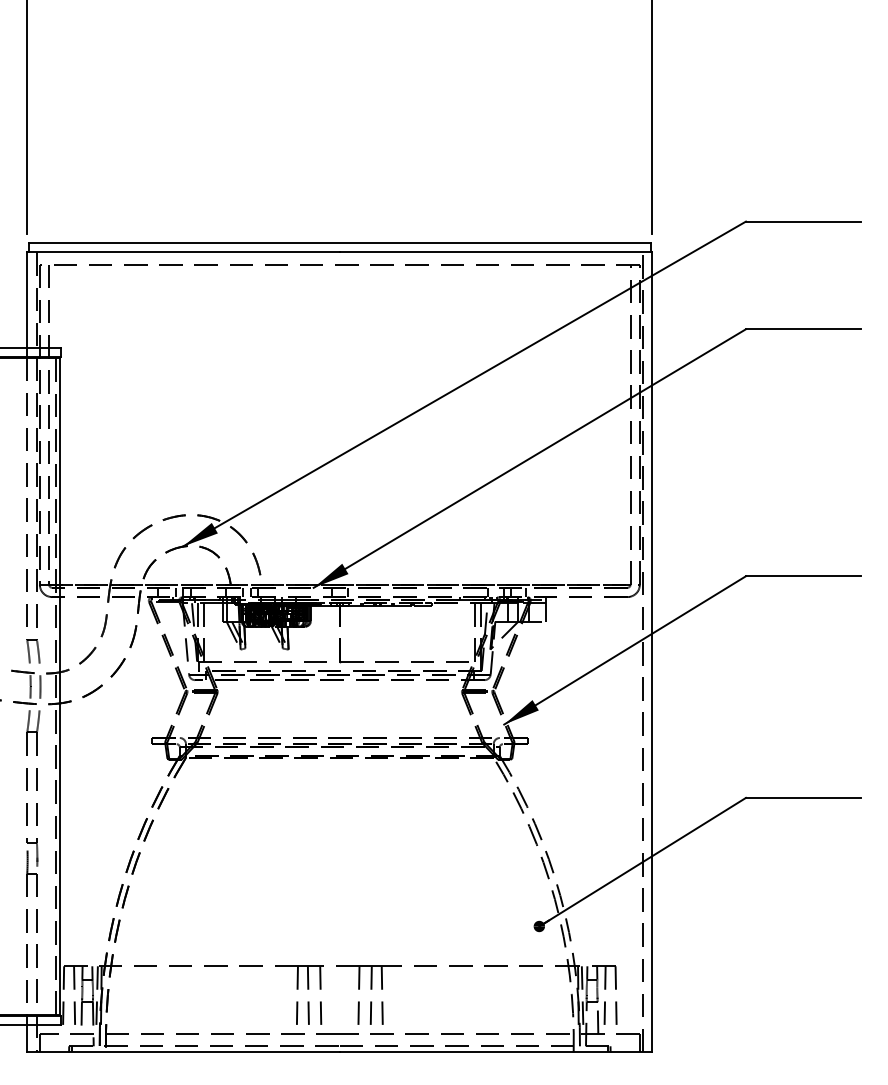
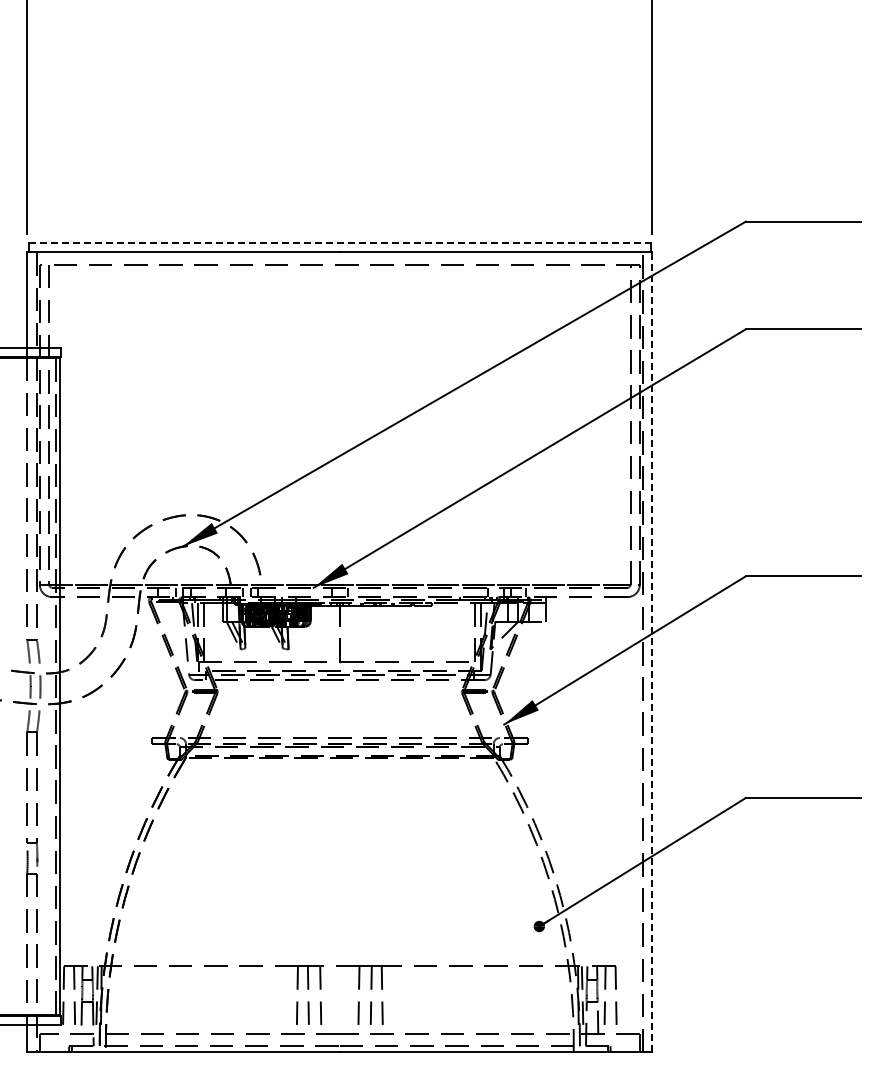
line: solid -> dashed (339, 243)
line: solid -> dashed (652, 652)
